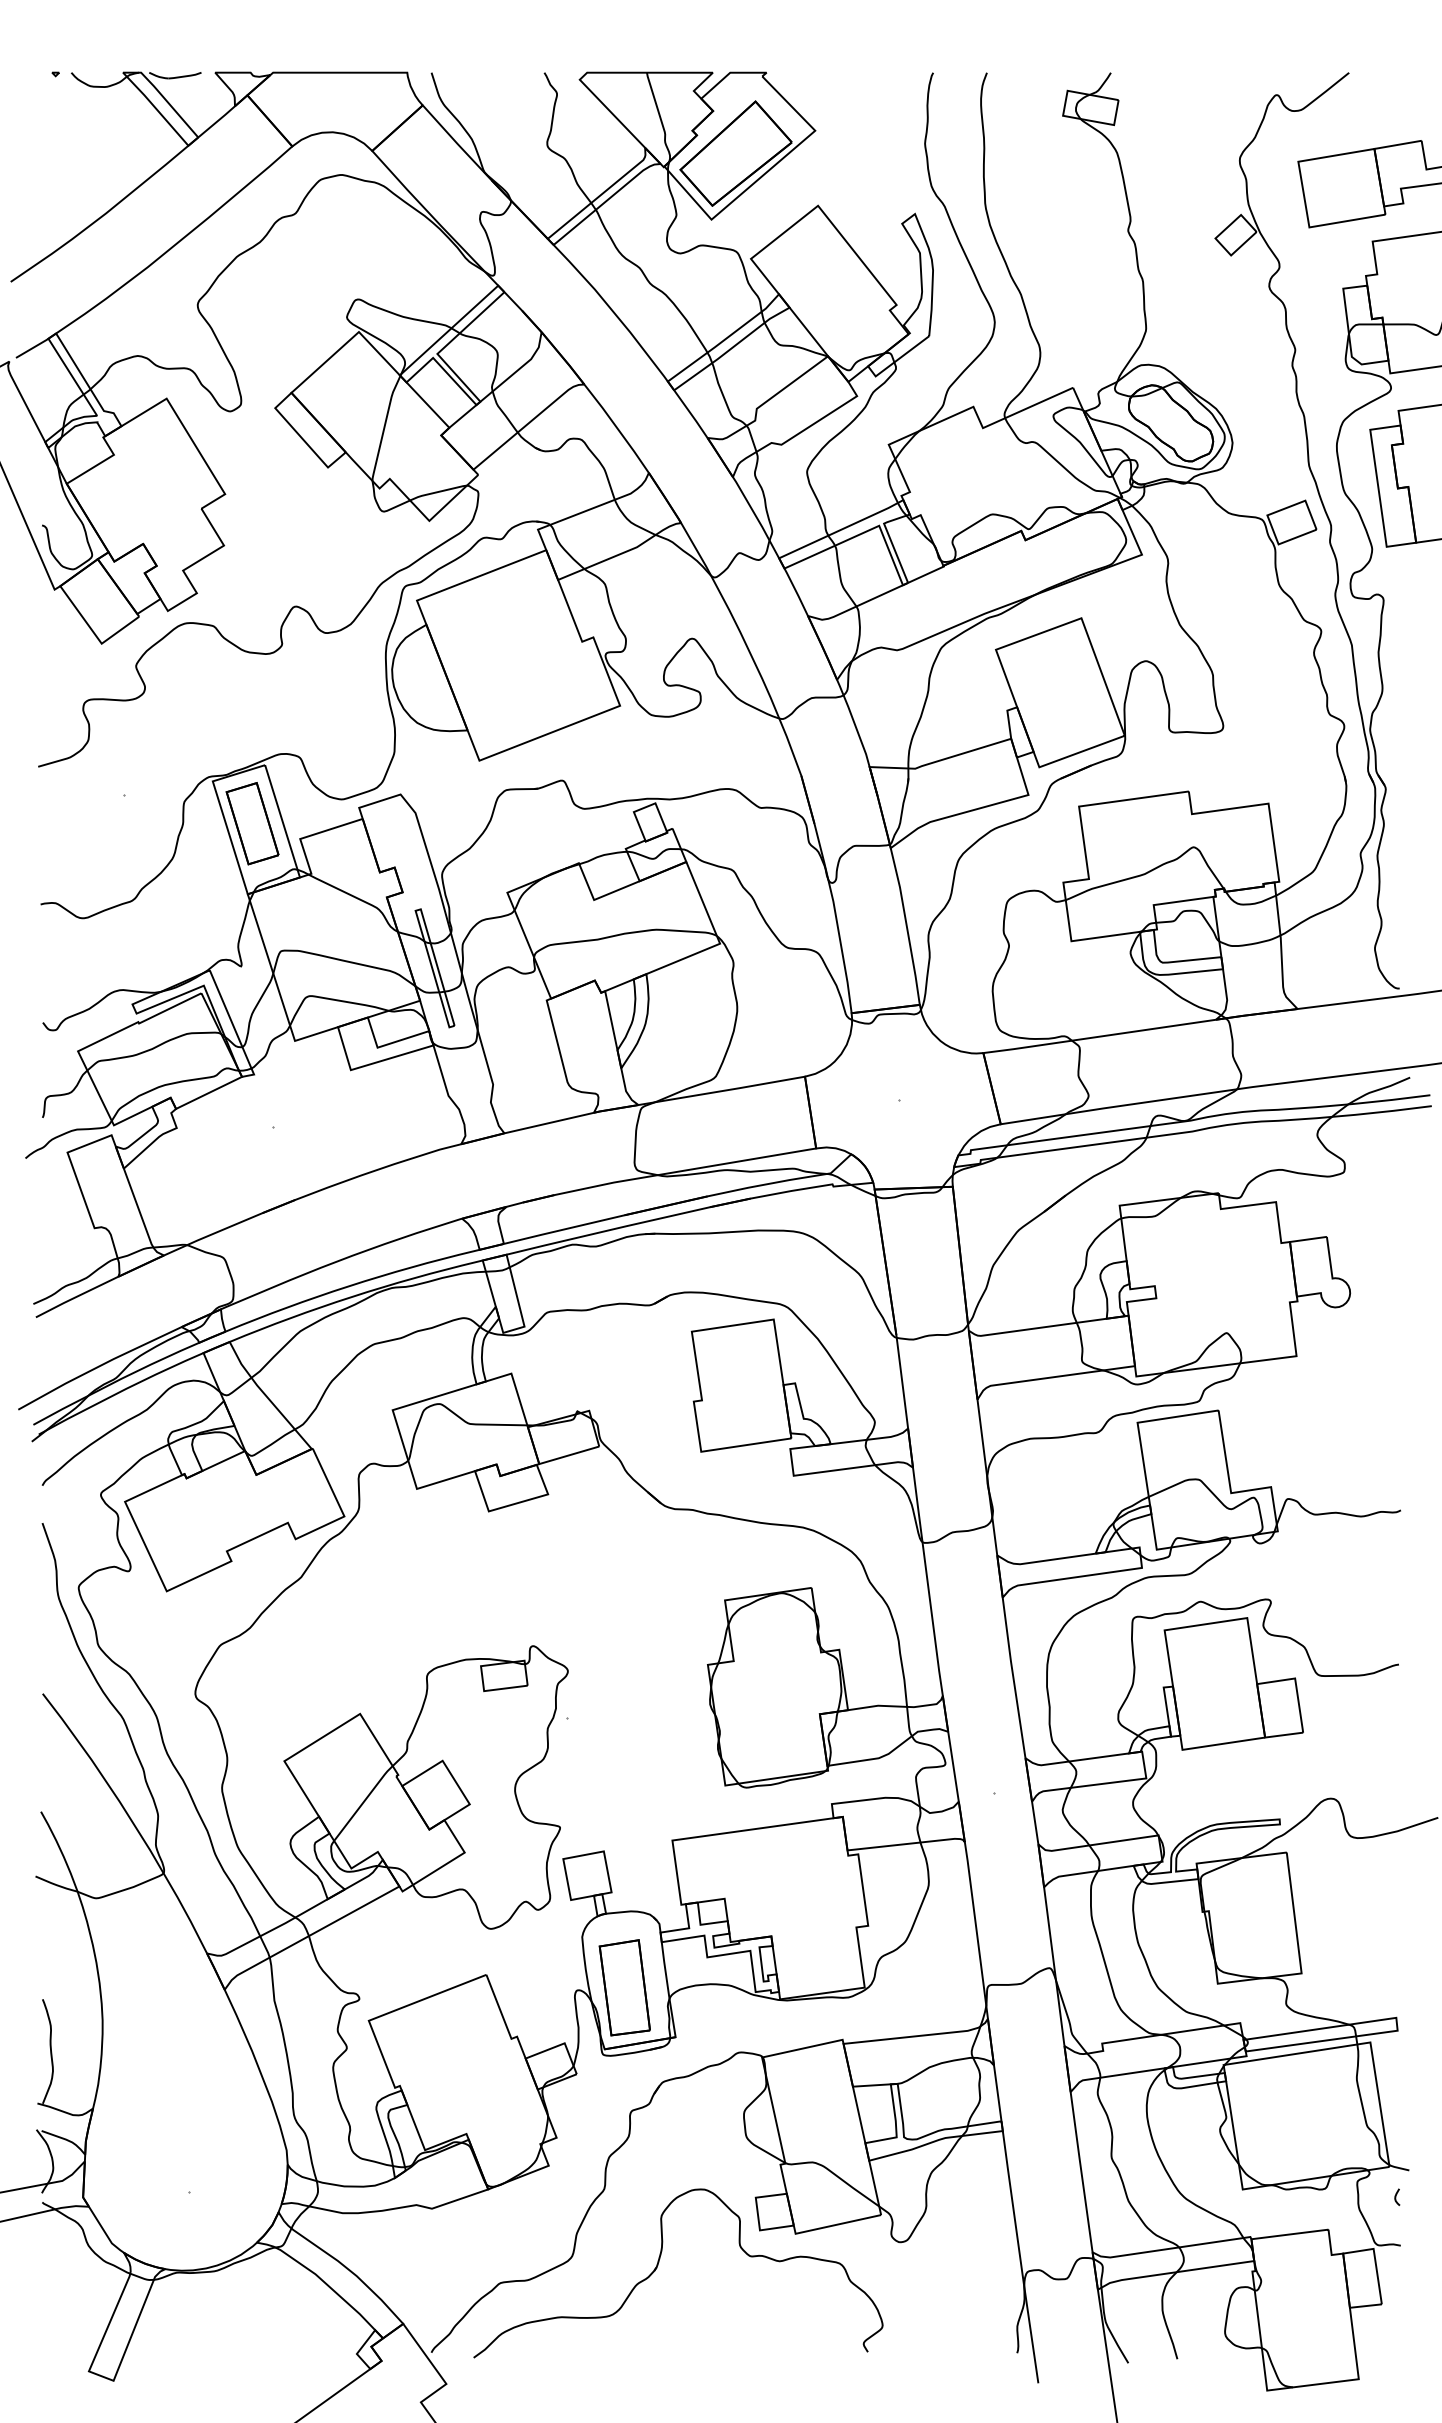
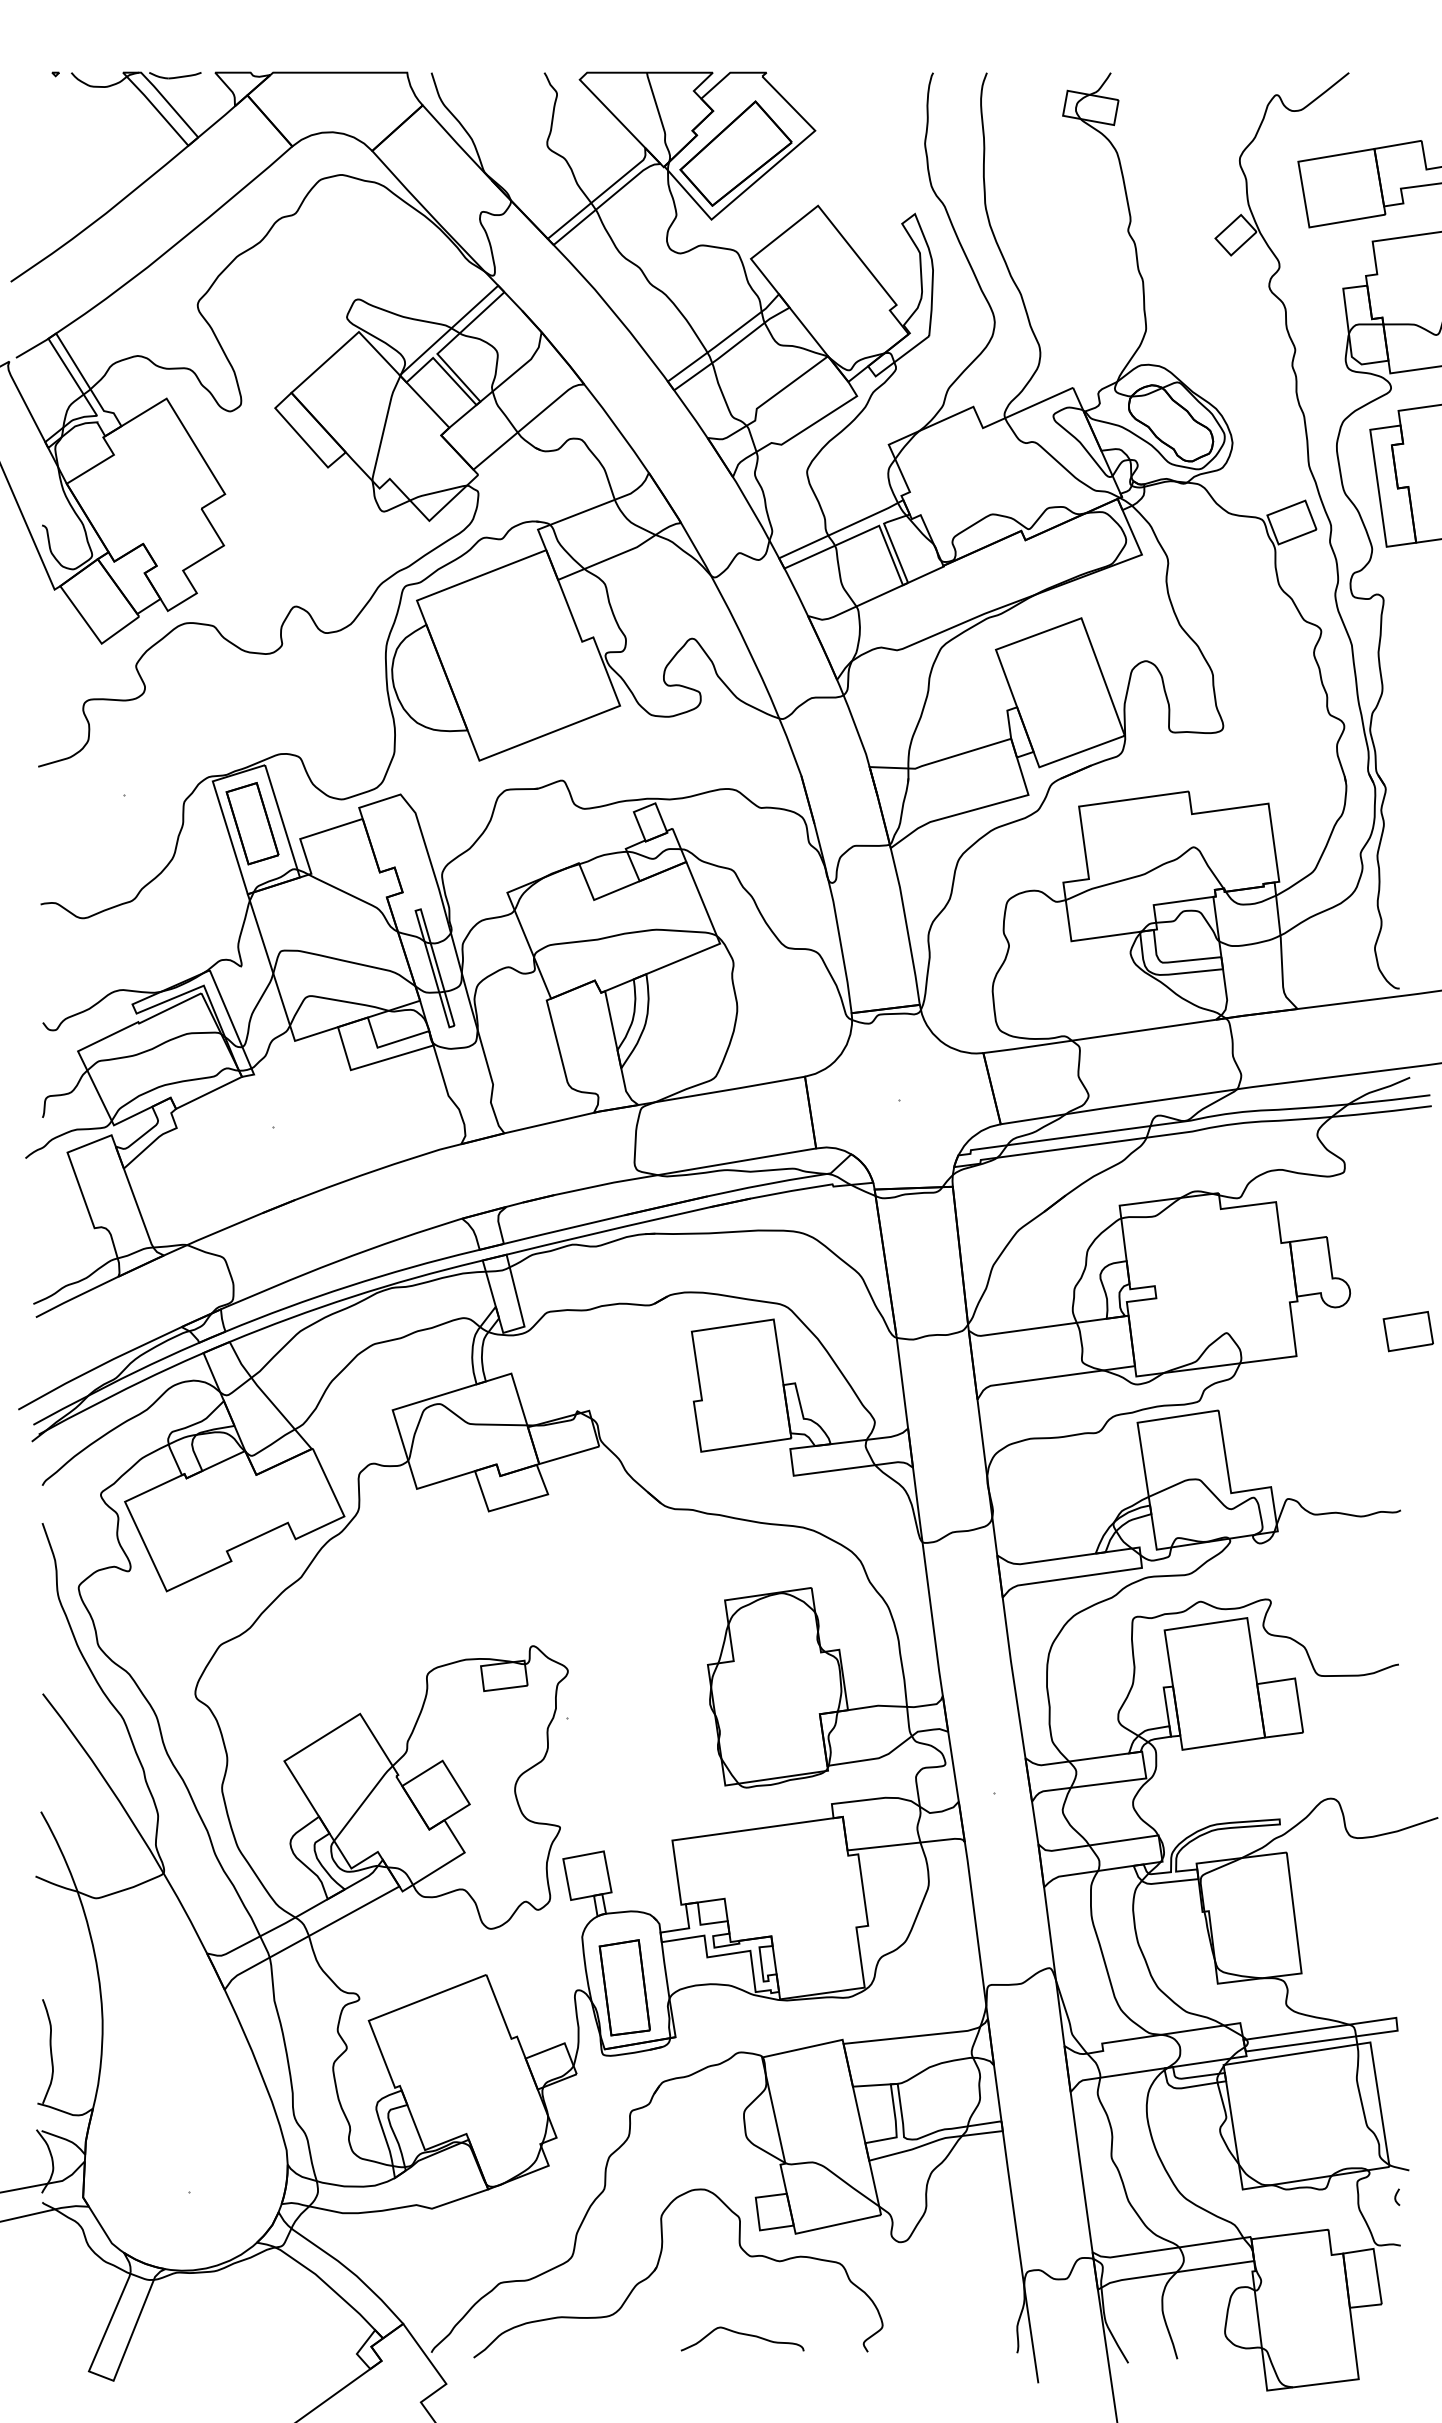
part: none -> present (1407, 1331)
curve: none -> present (744, 2335)
